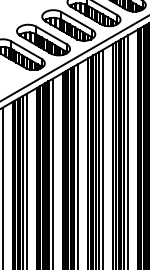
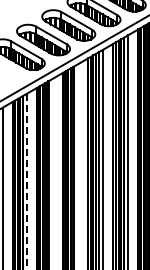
line: present -> none (77, 165)
line: present -> none (52, 172)
line: solid -> dashed (27, 181)
